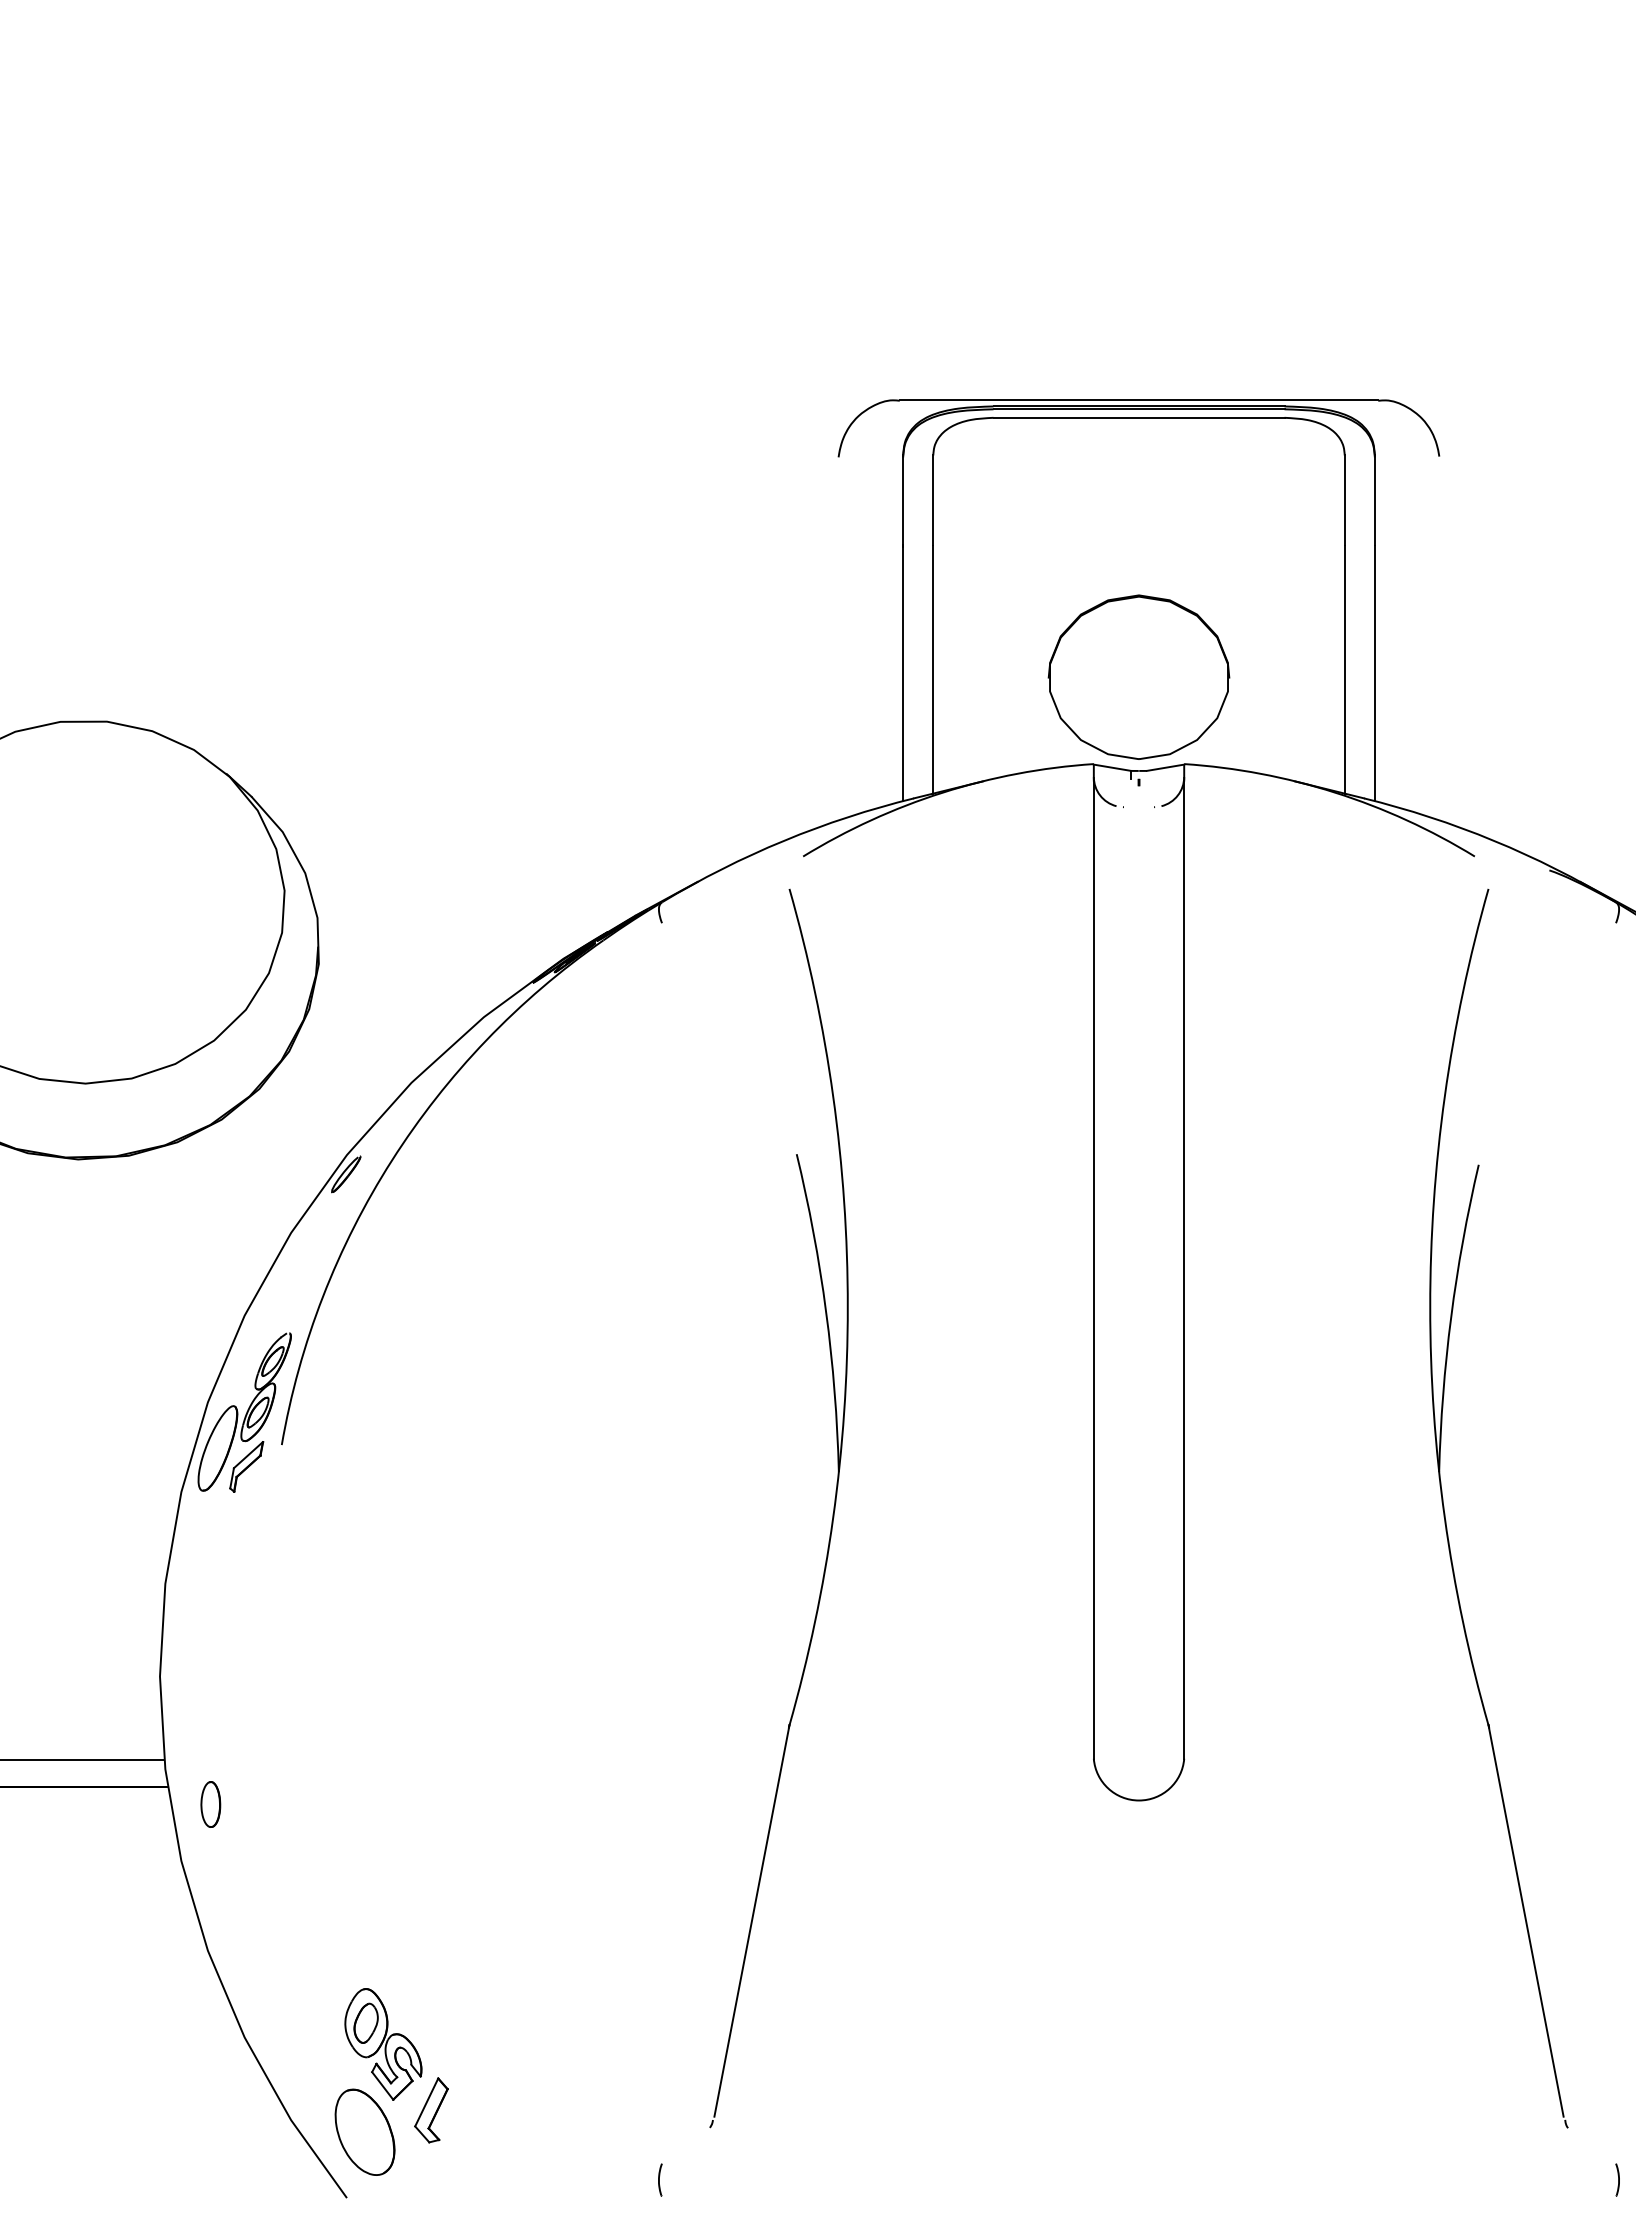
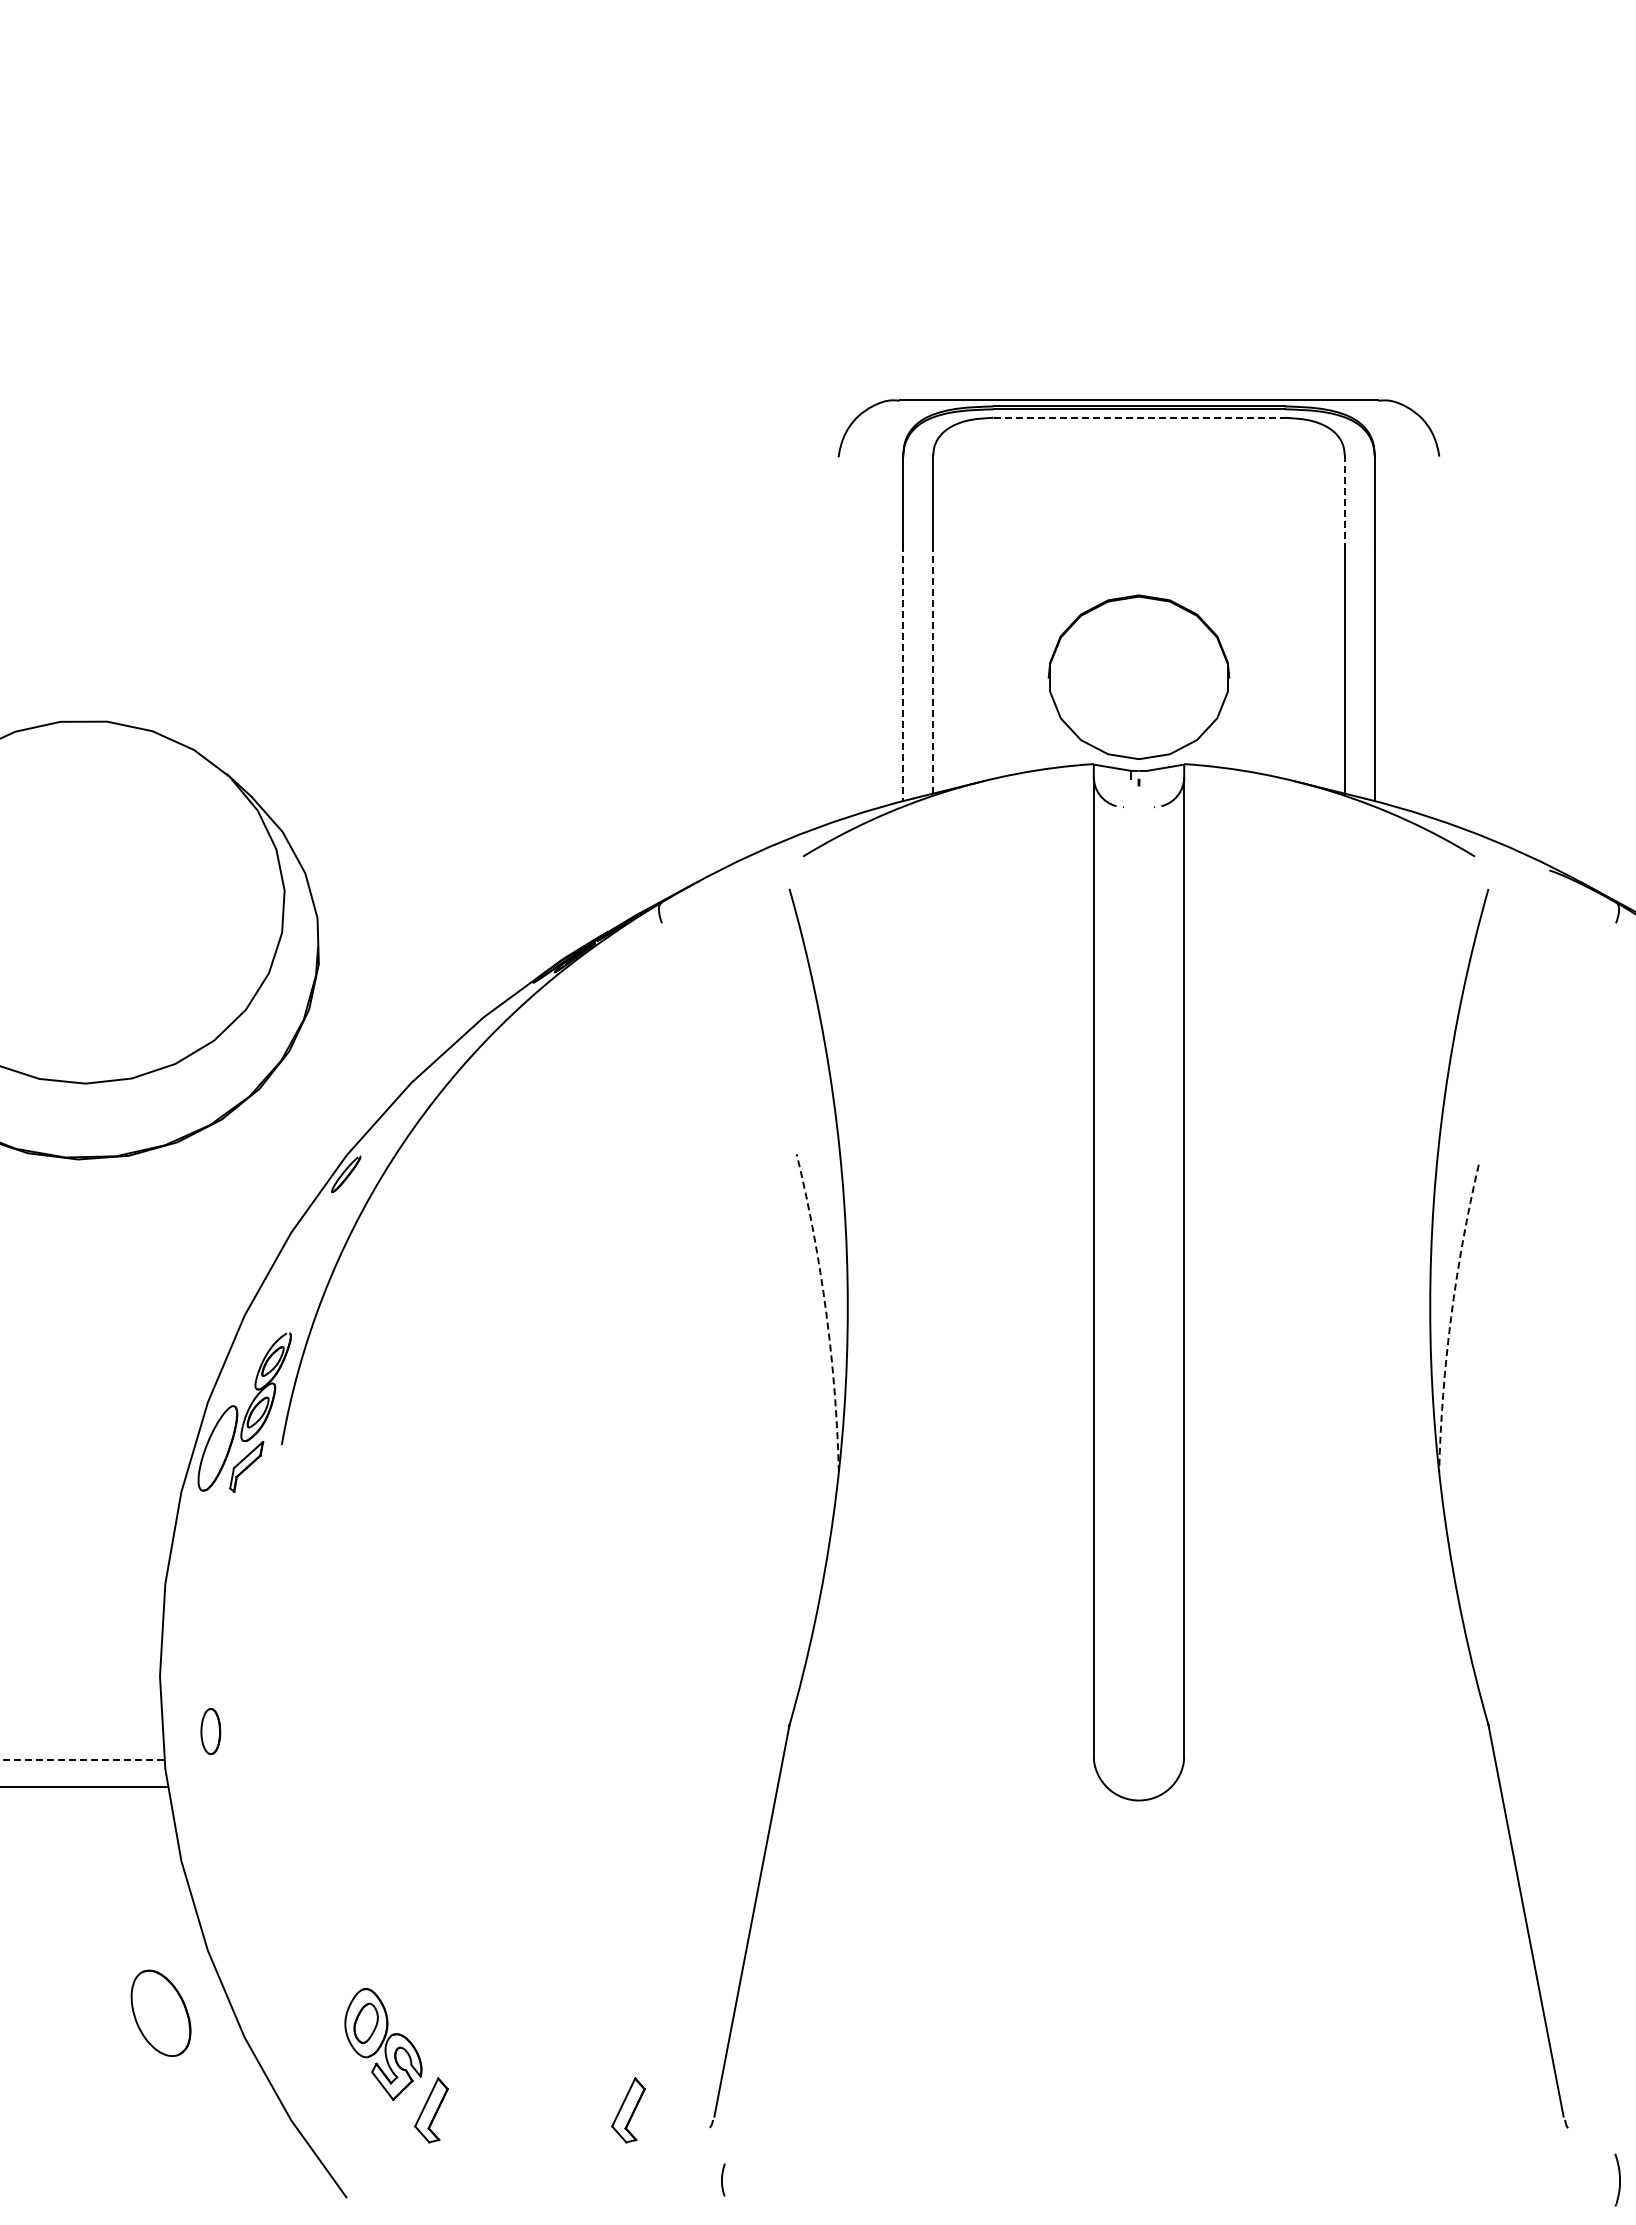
line: solid -> dashed (1139, 417)
line: solid -> dashed (1344, 500)
line: solid -> dashed (933, 669)
line: solid -> dashed (902, 673)
arc: solid -> dashed (826, 1312)
arc: solid -> dashed (1451, 1317)
line: solid -> dashed (82, 1759)
part position: (210, 1804) -> (210, 1731) (210, 1731)
part: none -> present (628, 2110)
part position: (364, 2131) -> (160, 2012) (160, 2012)
part position: (660, 2179) -> (723, 2179) (723, 2179)
part size: 5x34 px -> 7x54 px (1617, 2179)
